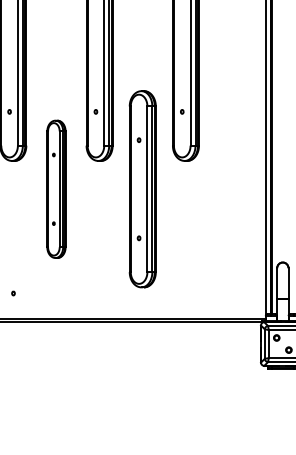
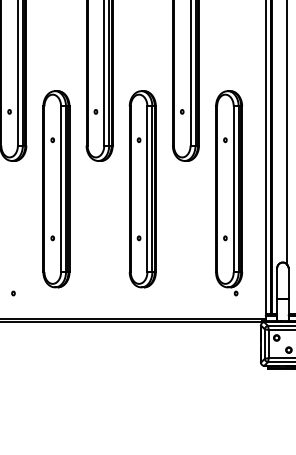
line: none -> present (287, 133)
part size: 21x140 px -> 29x199 px (56, 189)
part: none -> present (228, 193)
